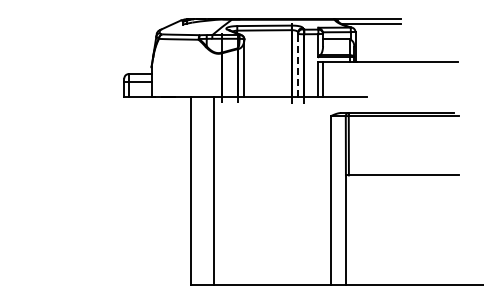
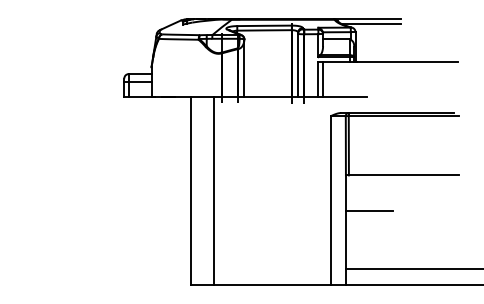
line: dashed -> solid (298, 65)
line: none -> present (369, 211)
line: none -> present (413, 269)
